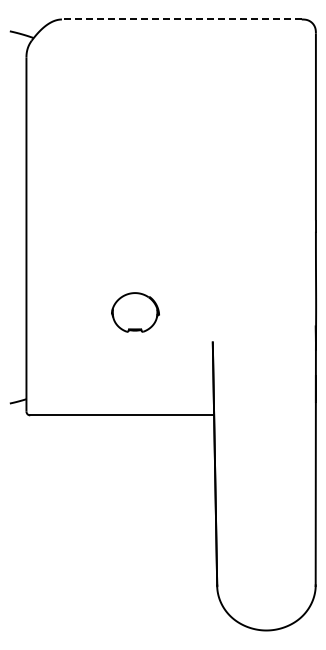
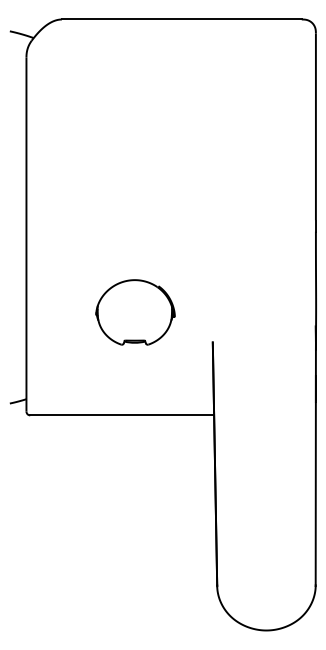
line: dashed -> solid (181, 19)
part size: 49x41 px -> 81x67 px (135, 312)
